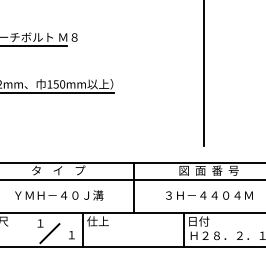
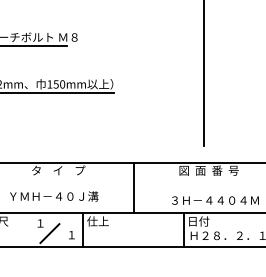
line: present -> none (132, 179)
text position: (59, 195) -> (54, 196) (54, 196)
text position: (209, 195) -> (215, 200) (215, 200)
